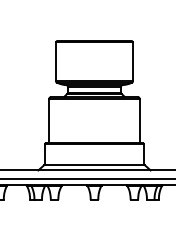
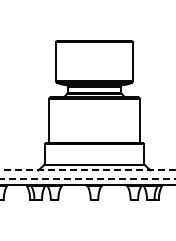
line: solid -> dashed (87, 170)
line: solid -> dashed (87, 179)
